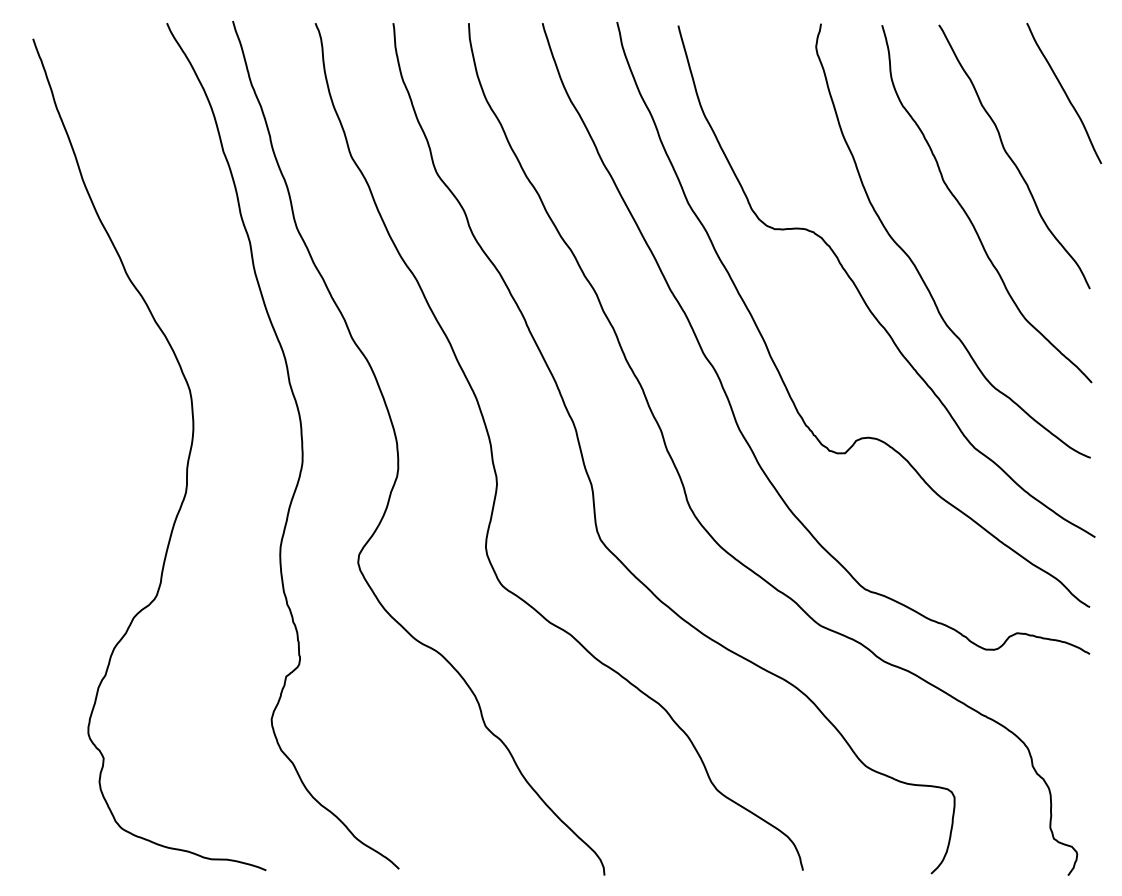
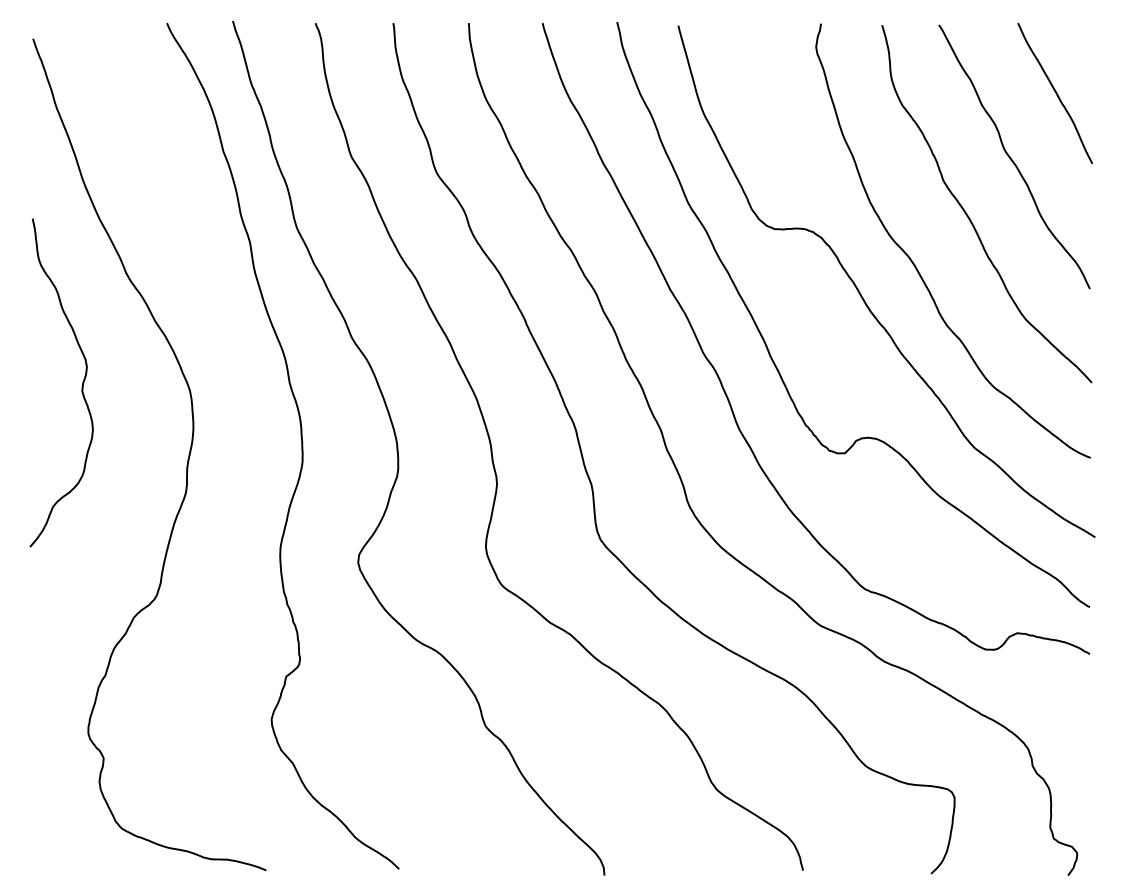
curve position: (1064, 93) -> (1055, 93) (1055, 93)
curve: none -> present (81, 386)
